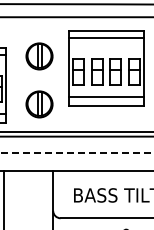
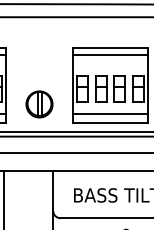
part: present -> none (39, 56)
part position: (106, 68) -> (110, 85) (110, 85)
line: dashed -> solid (76, 153)
